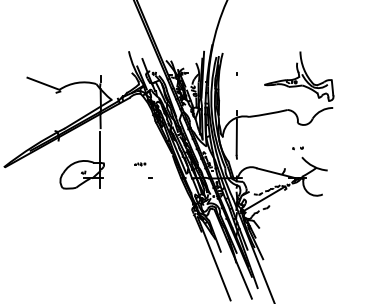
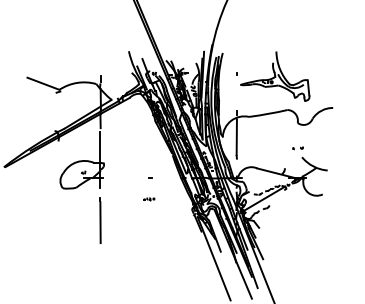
part position: (299, 76) -> (275, 76) (275, 76)
part position: (140, 164) -> (149, 199) (149, 199)
line: none -> present (100, 220)
